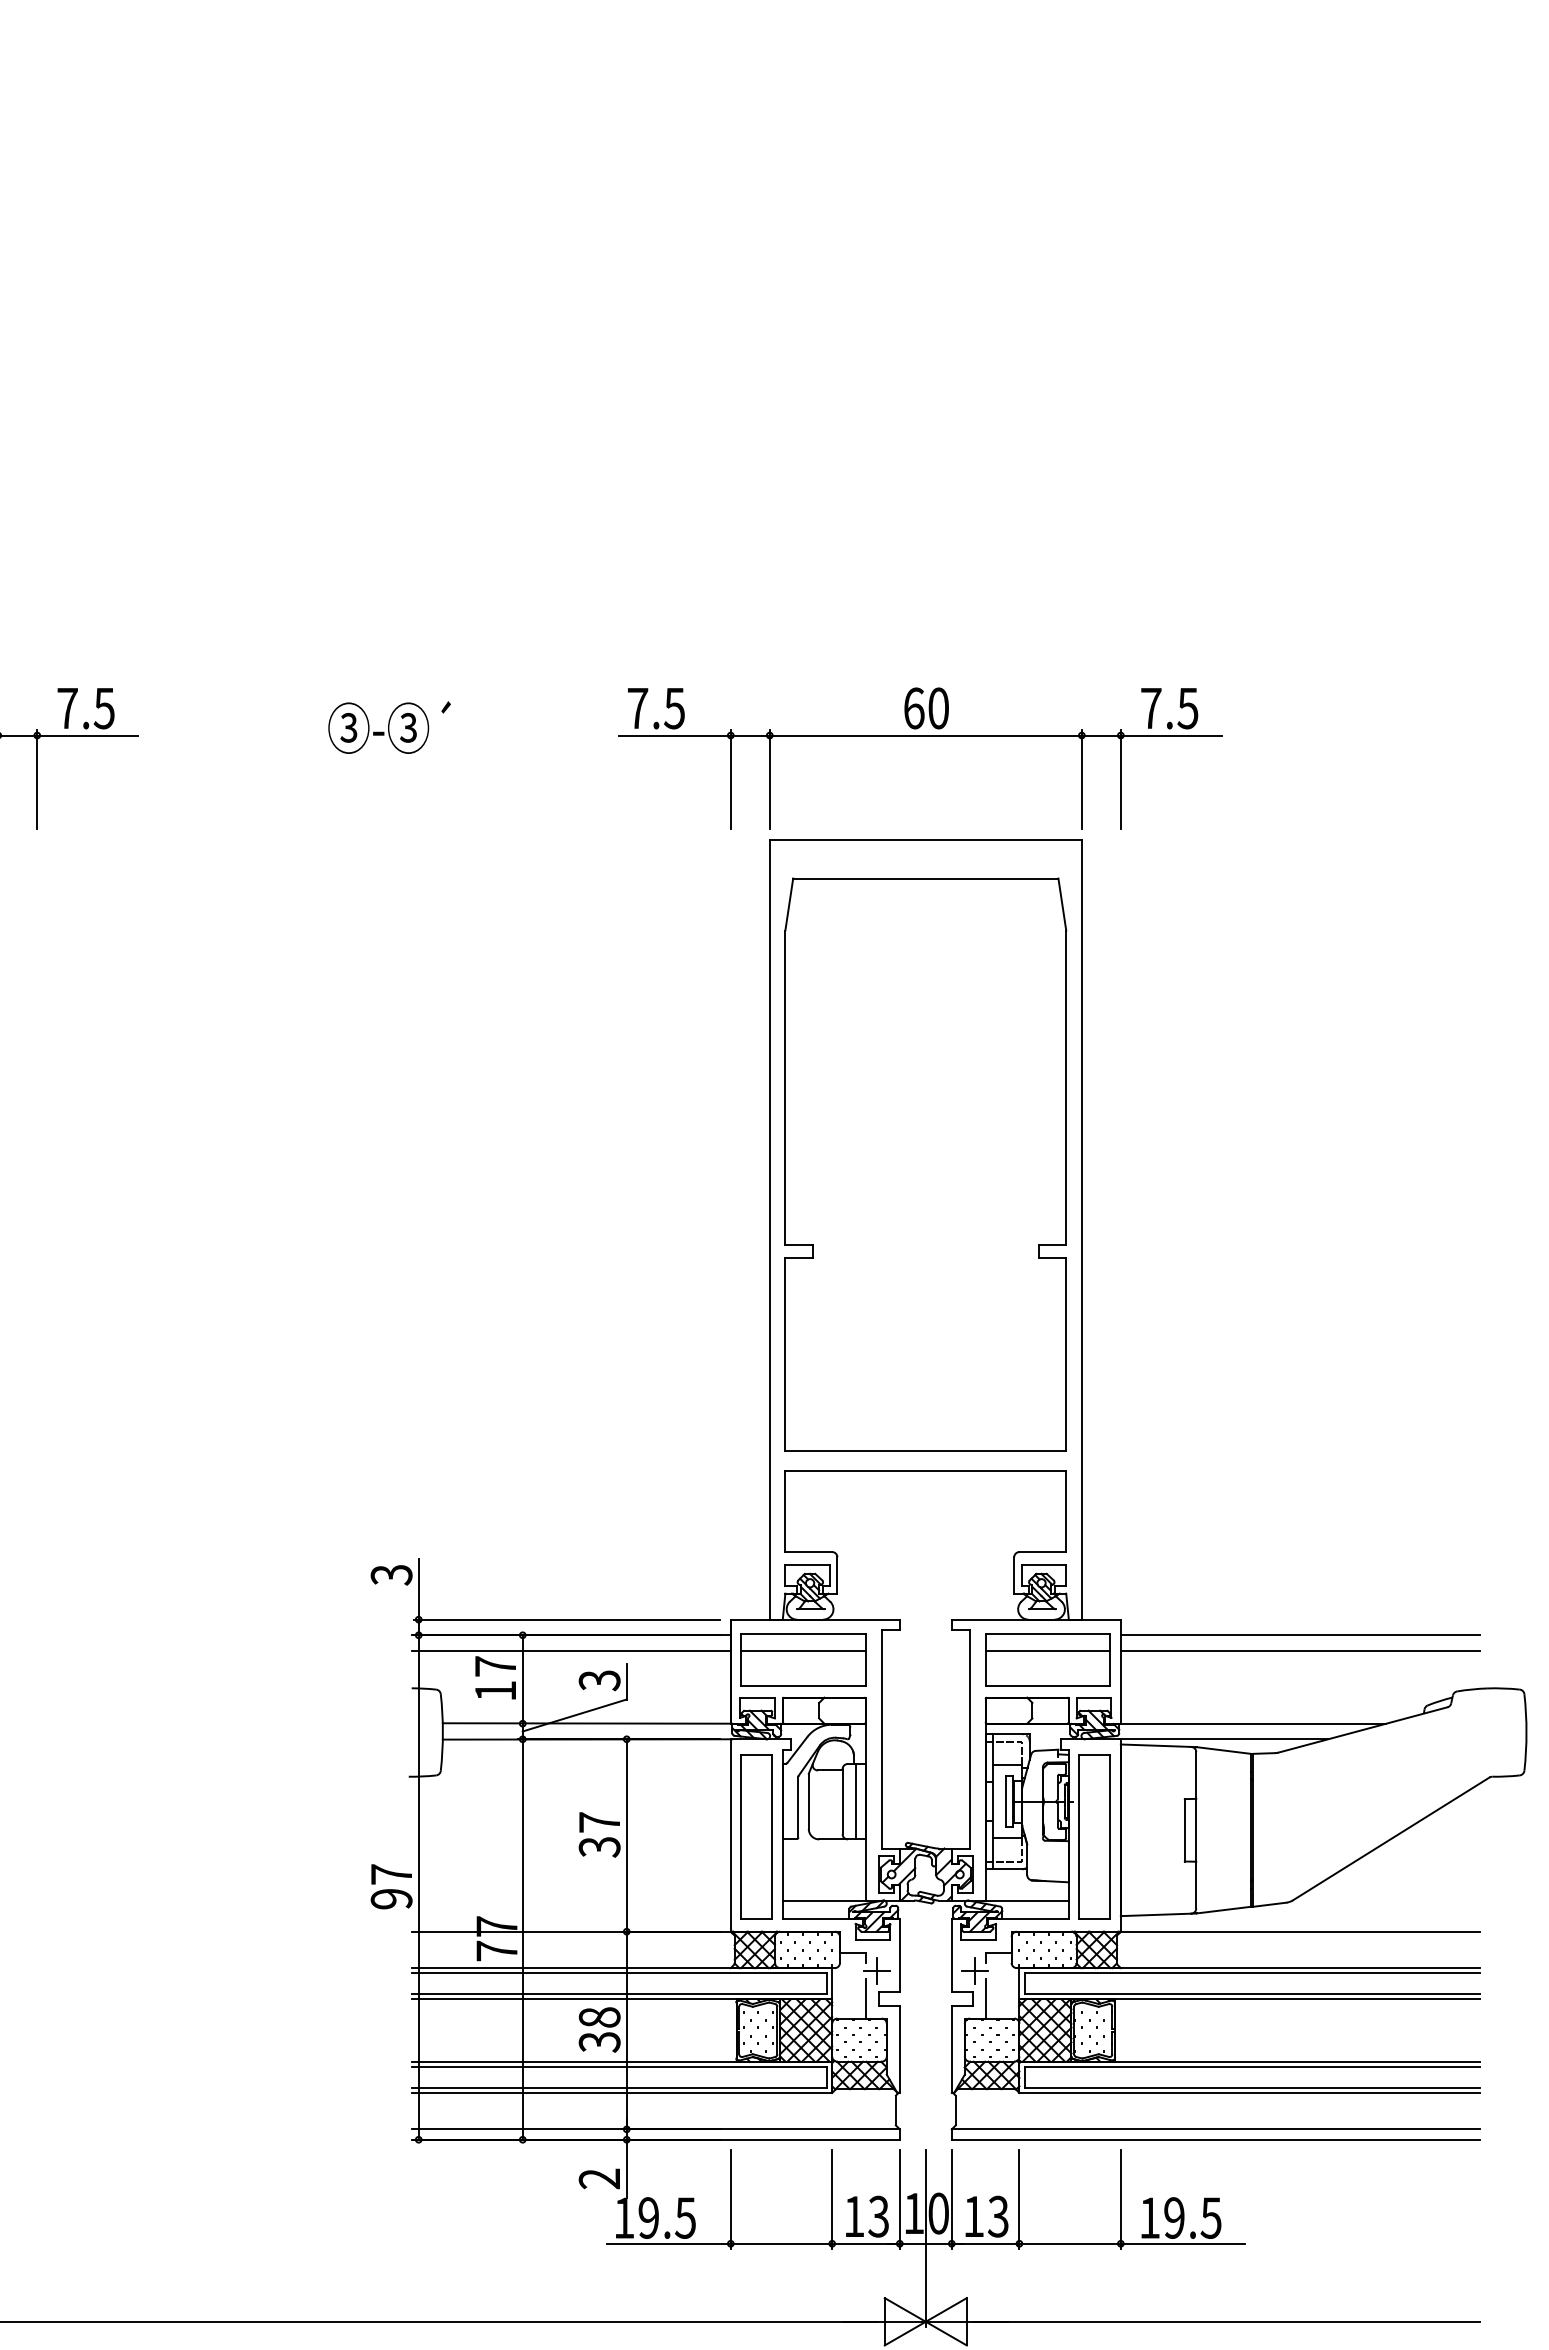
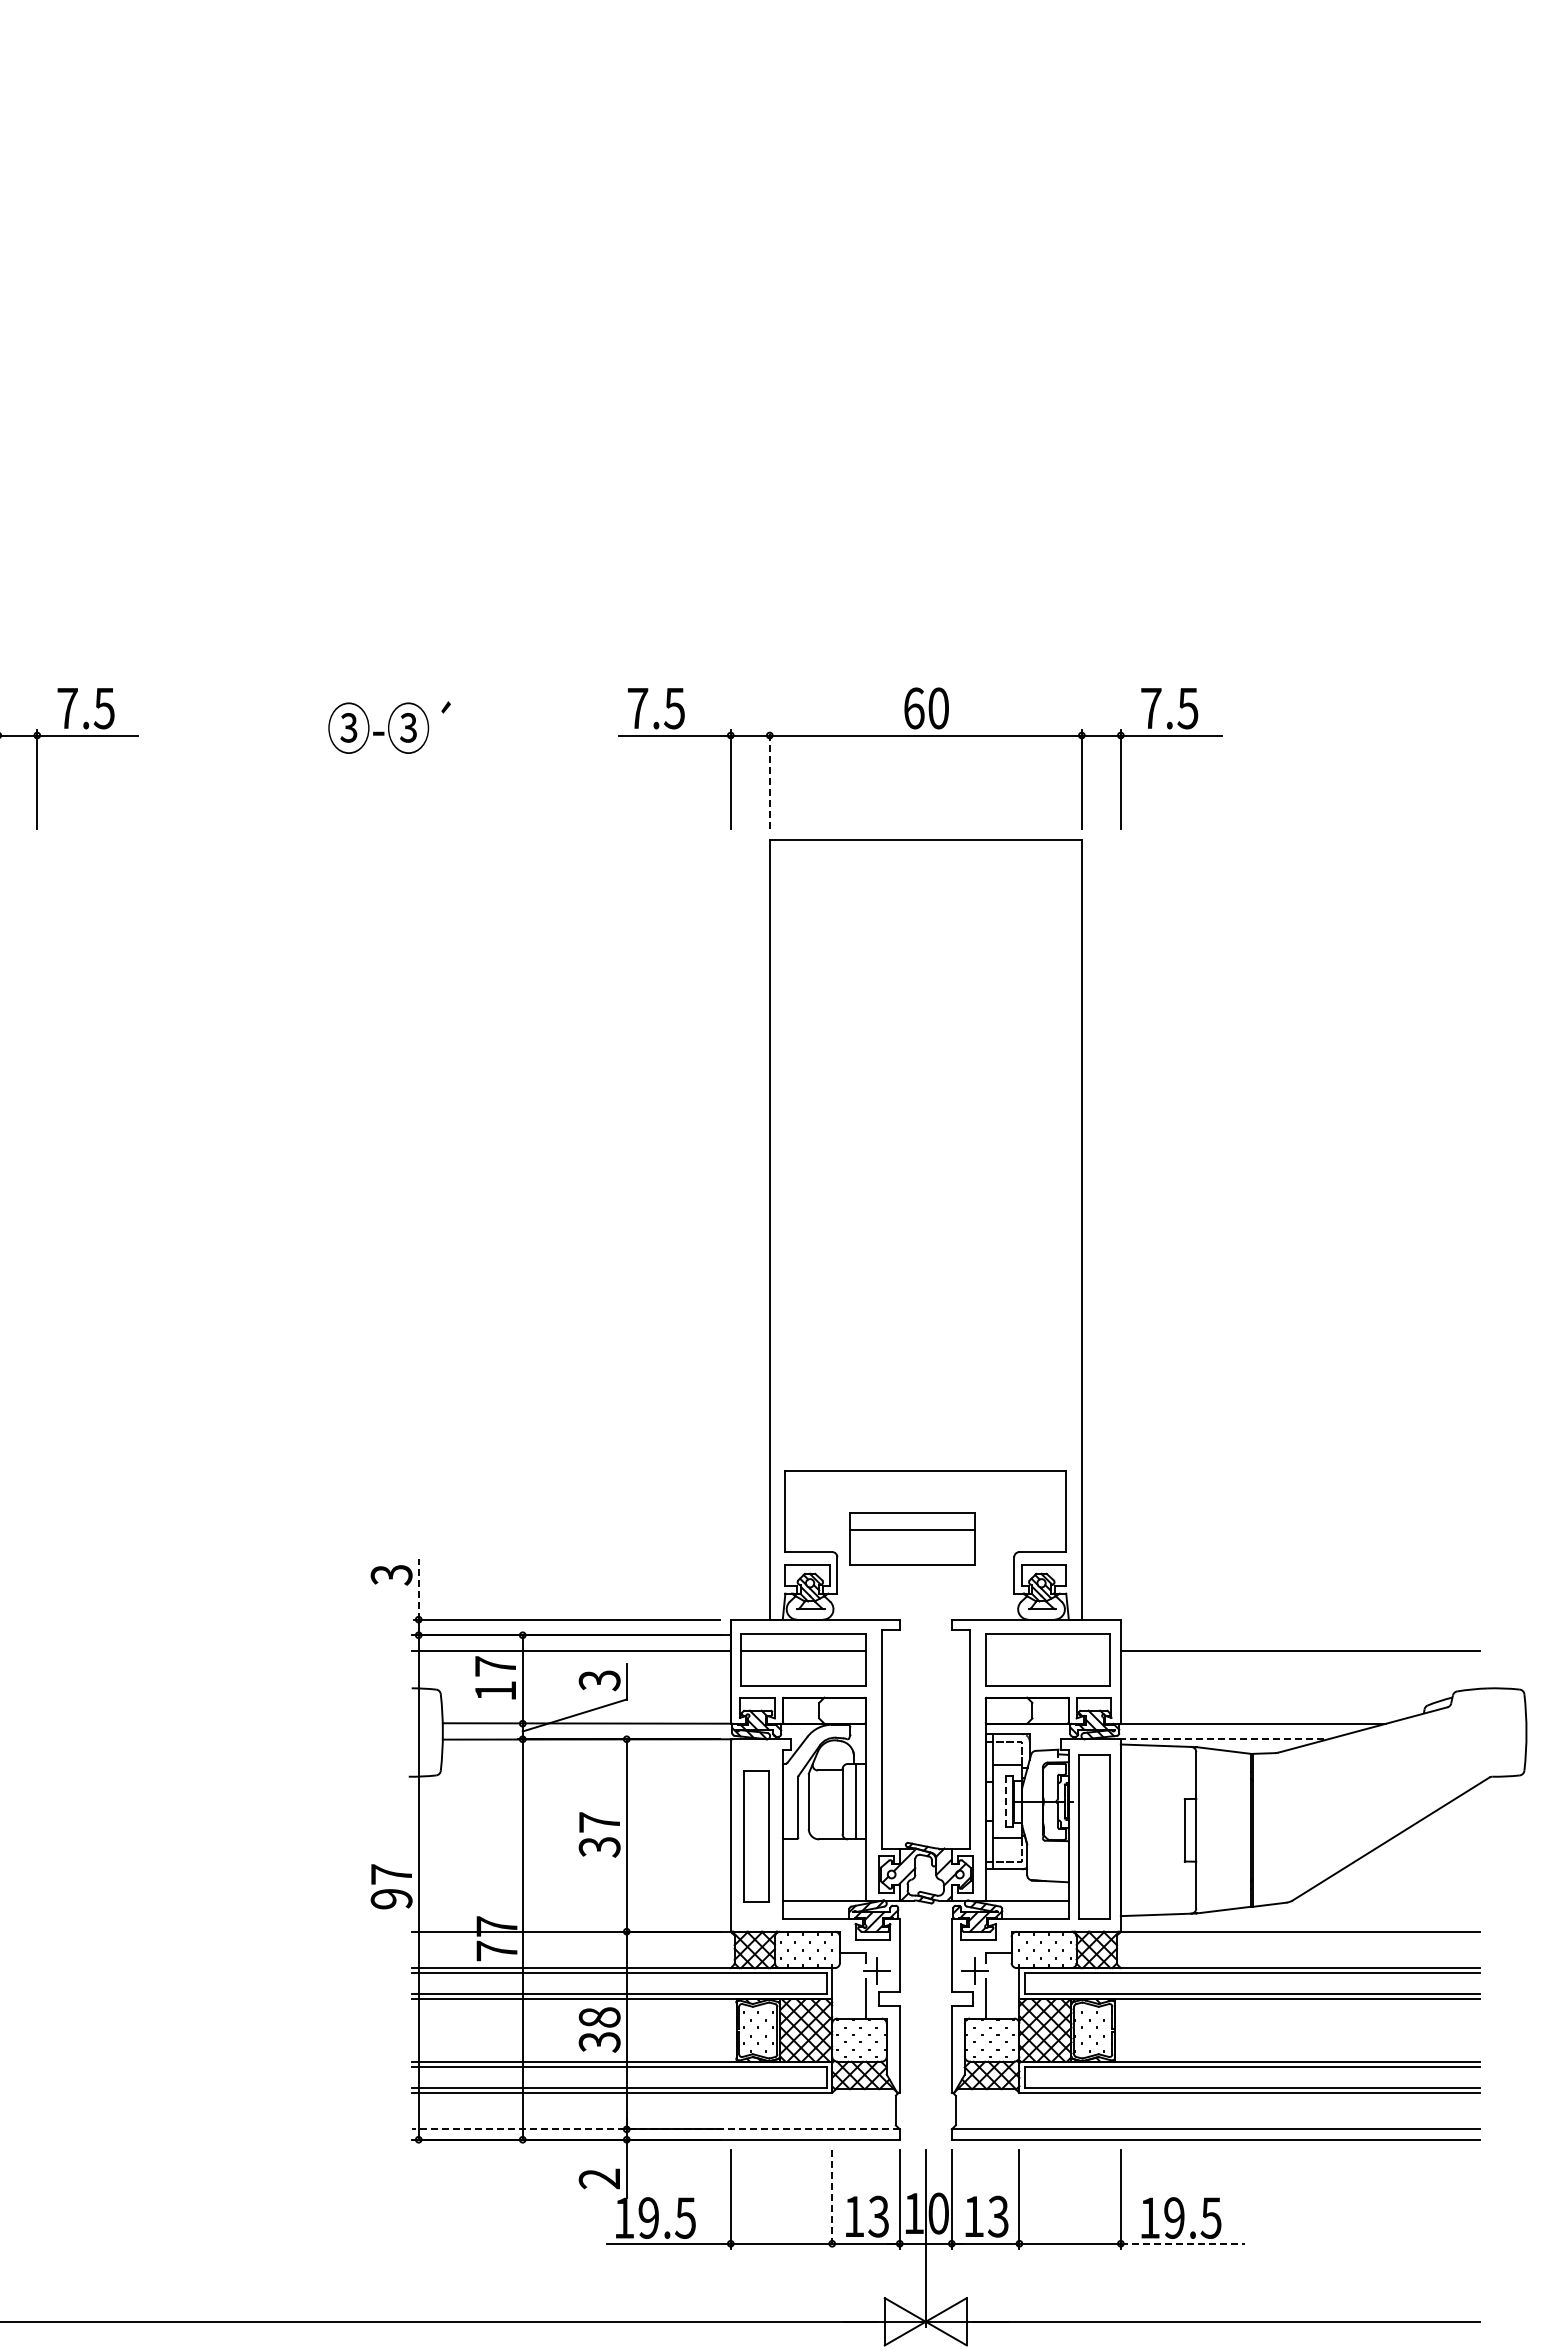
line: solid -> dashed (769, 779)
part: present -> none (925, 1164)
part: none -> present (912, 1538)
line: solid -> dashed (418, 1588)
line: present -> none (1299, 1635)
line: present -> none (1047, 1650)
line: solid -> dashed (1224, 1739)
line: solid -> dashed (1006, 1801)
part size: 33x166 px -> 27x133 px (756, 1836)
line: solid -> dashed (655, 2129)
line: solid -> dashed (832, 2200)
line: solid -> dashed (1182, 2243)
